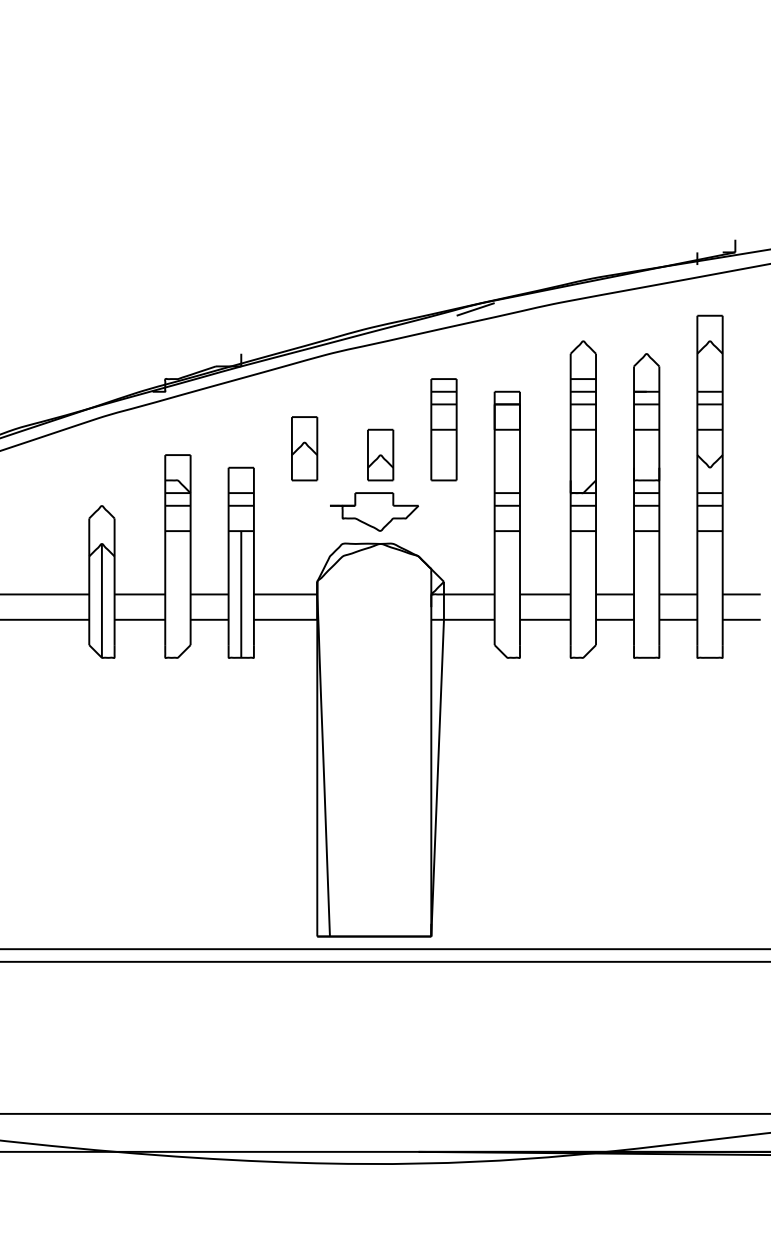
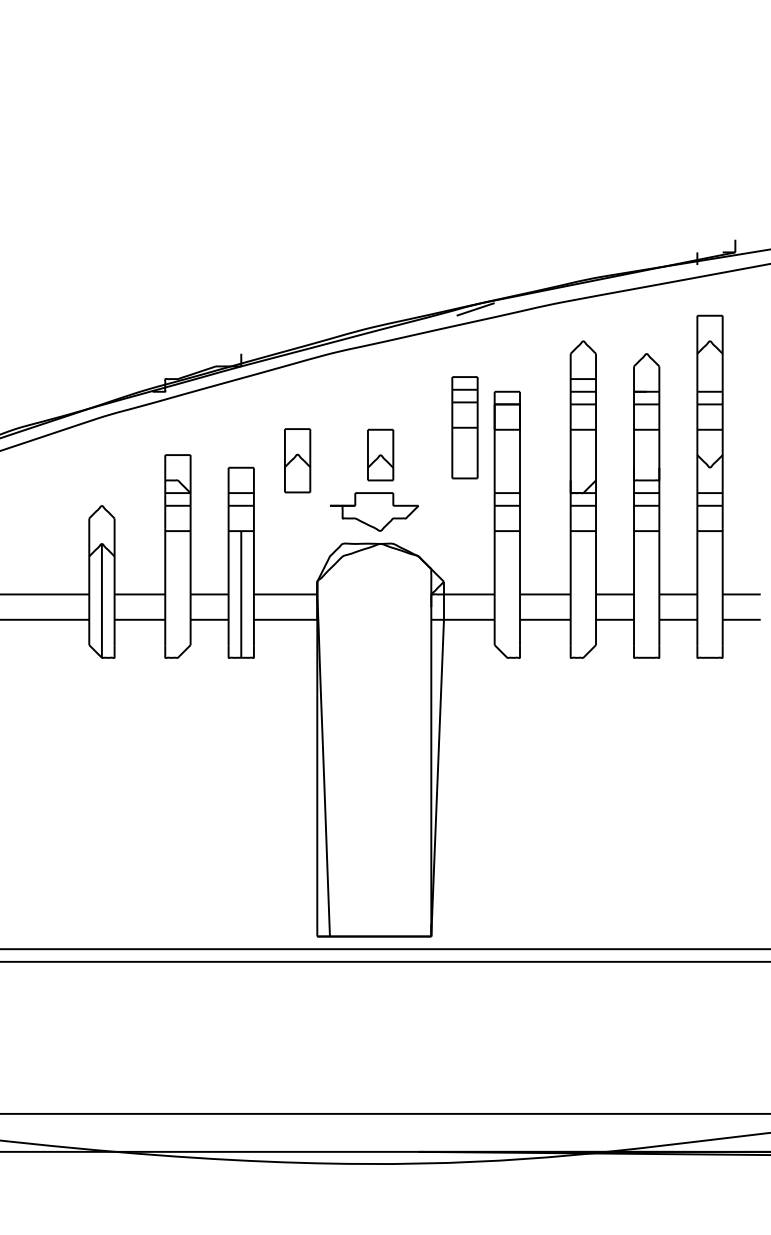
part position: (443, 429) -> (464, 427) (464, 427)
part position: (304, 448) -> (297, 460) (297, 460)
